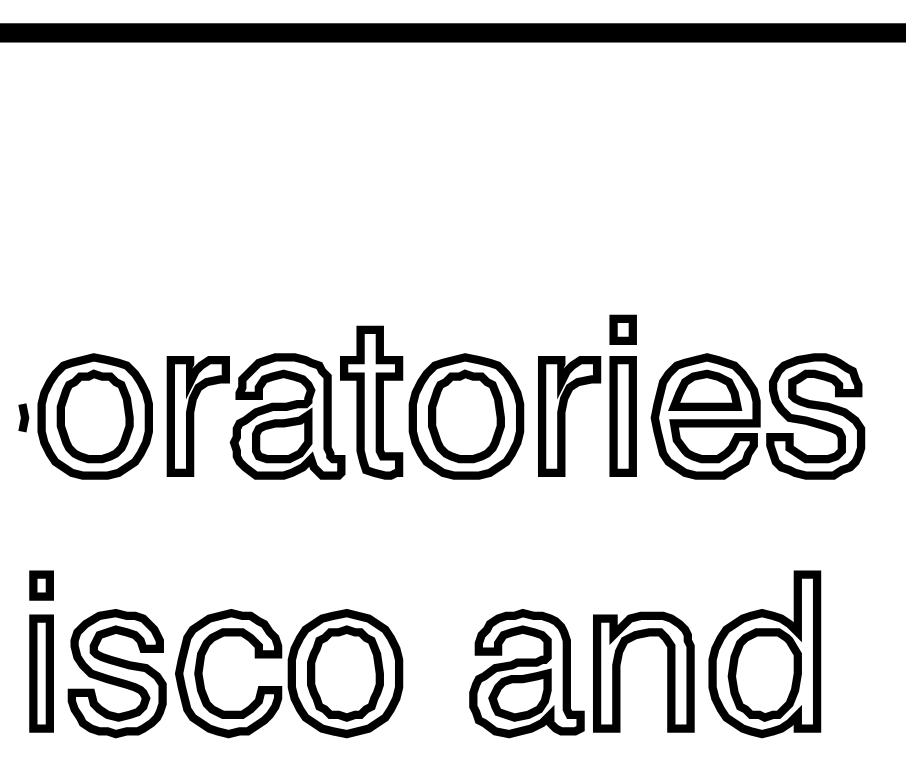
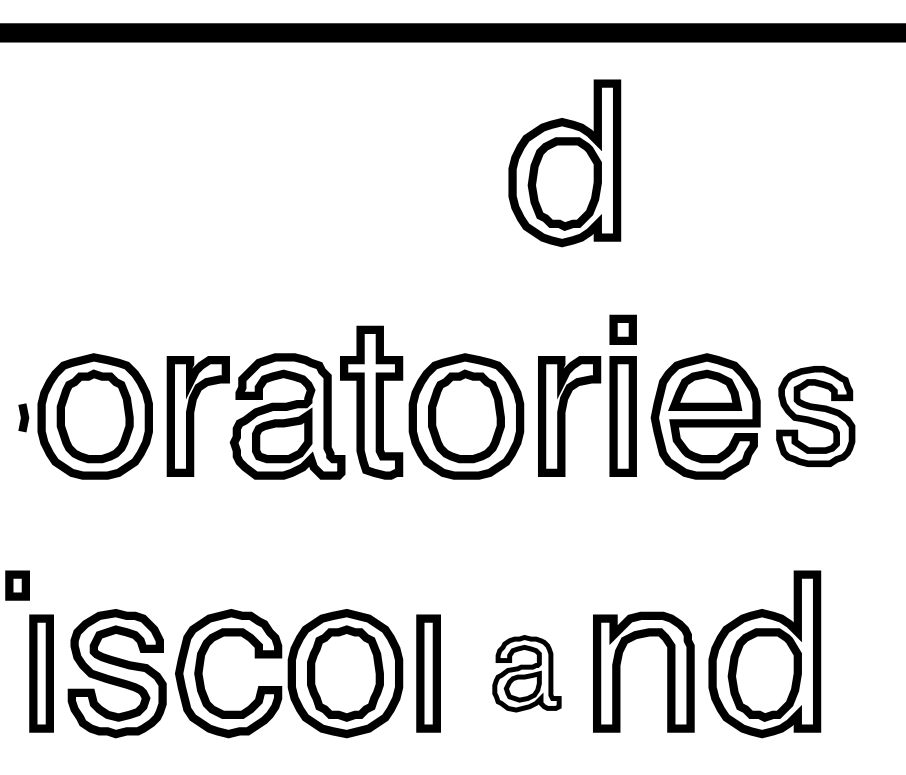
part: none -> present (564, 163)
part size: 100x127 px -> 80x101 px (815, 416)
part position: (41, 585) -> (17, 585) (17, 585)
part: none -> present (428, 673)
part size: 116x130 px -> 70x78 px (526, 673)
